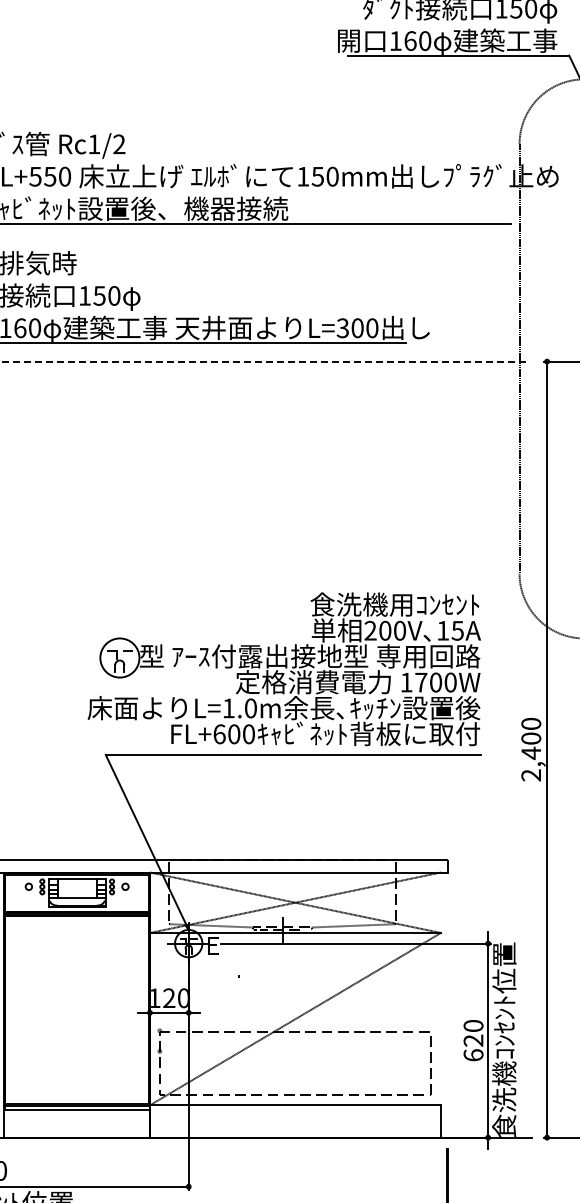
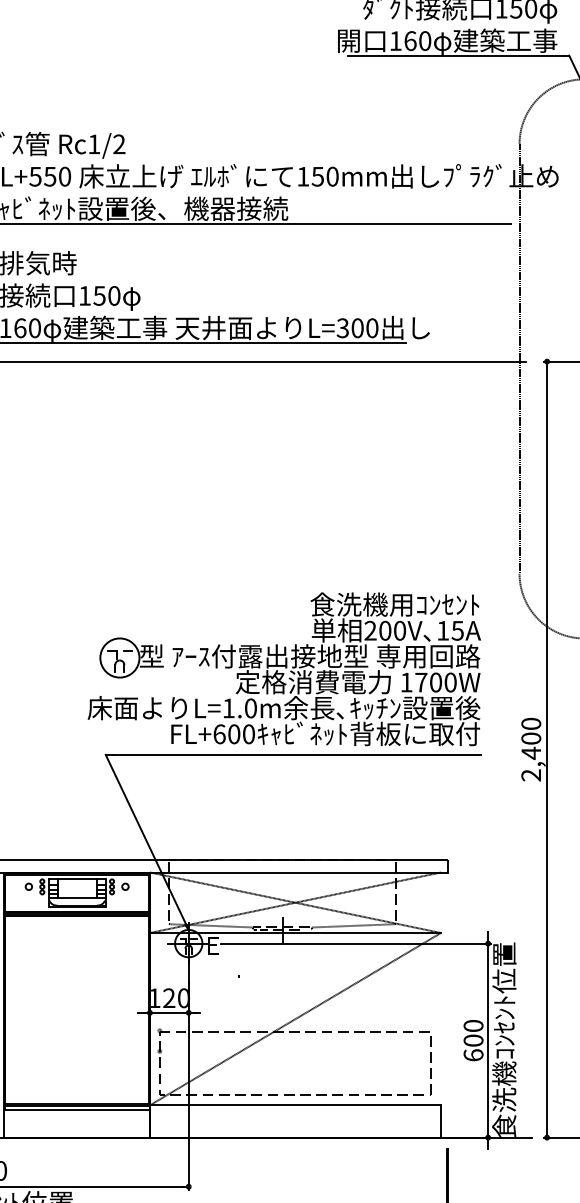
line: dashed -> solid (262, 361)
text: 620 -> 600 (473, 1040)
